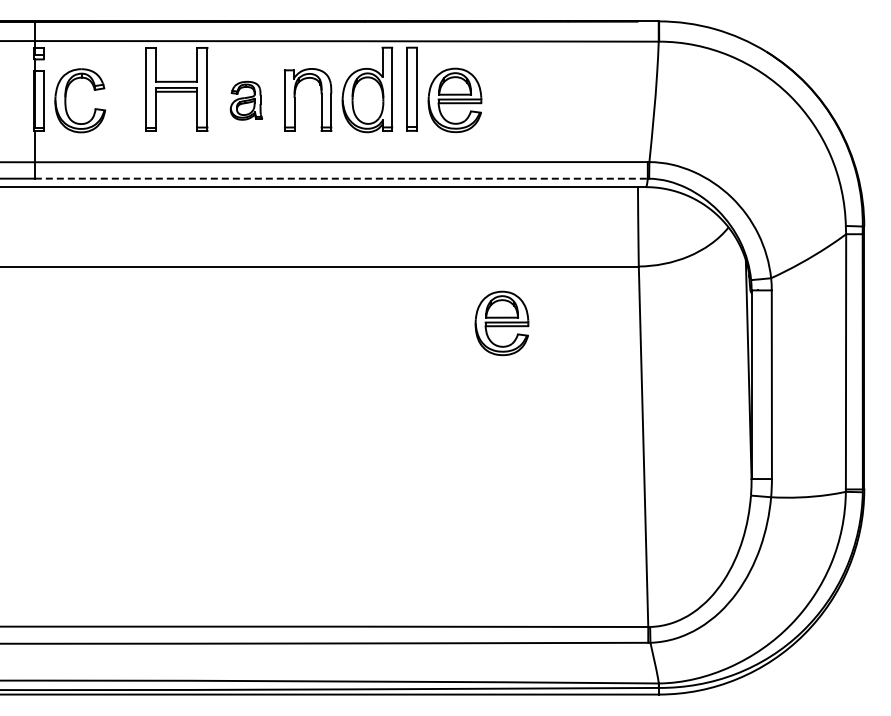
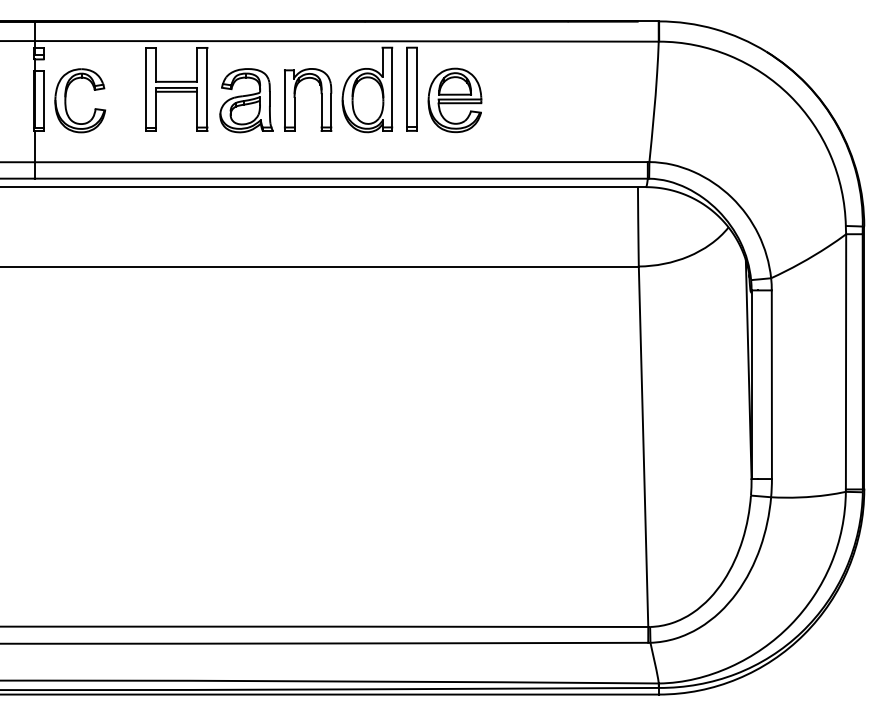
part size: 34x41 px -> 55x66 px (246, 100)
line: dashed -> solid (341, 178)
part: present -> none (501, 323)
